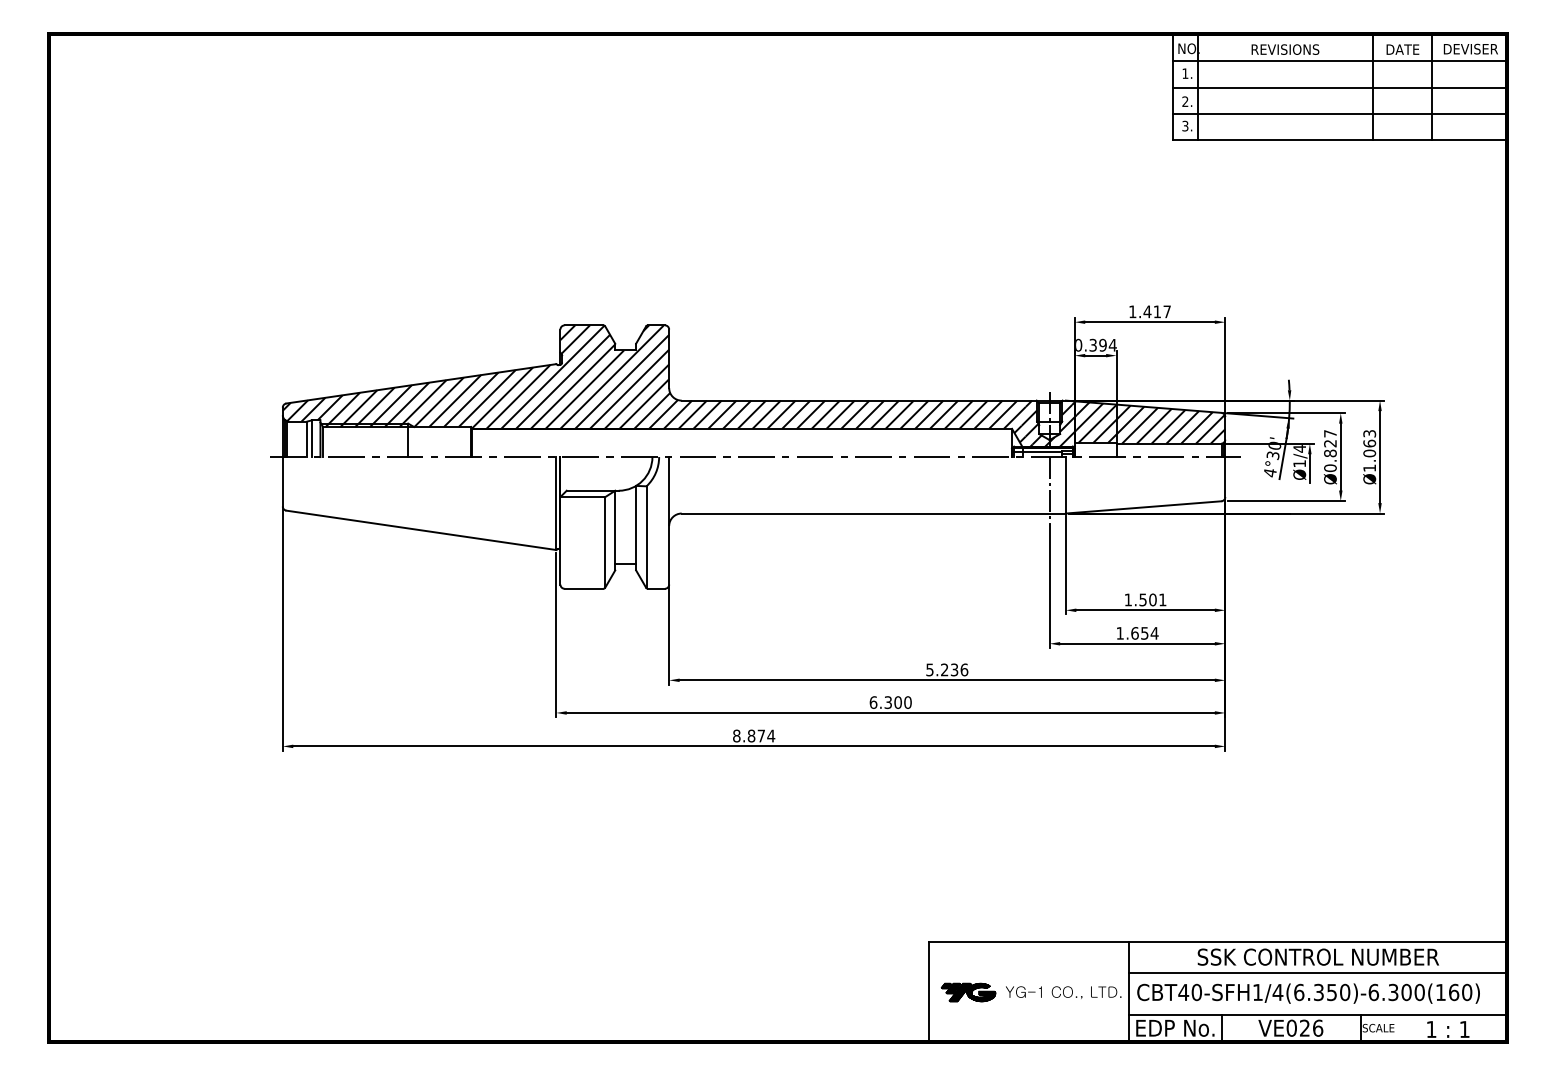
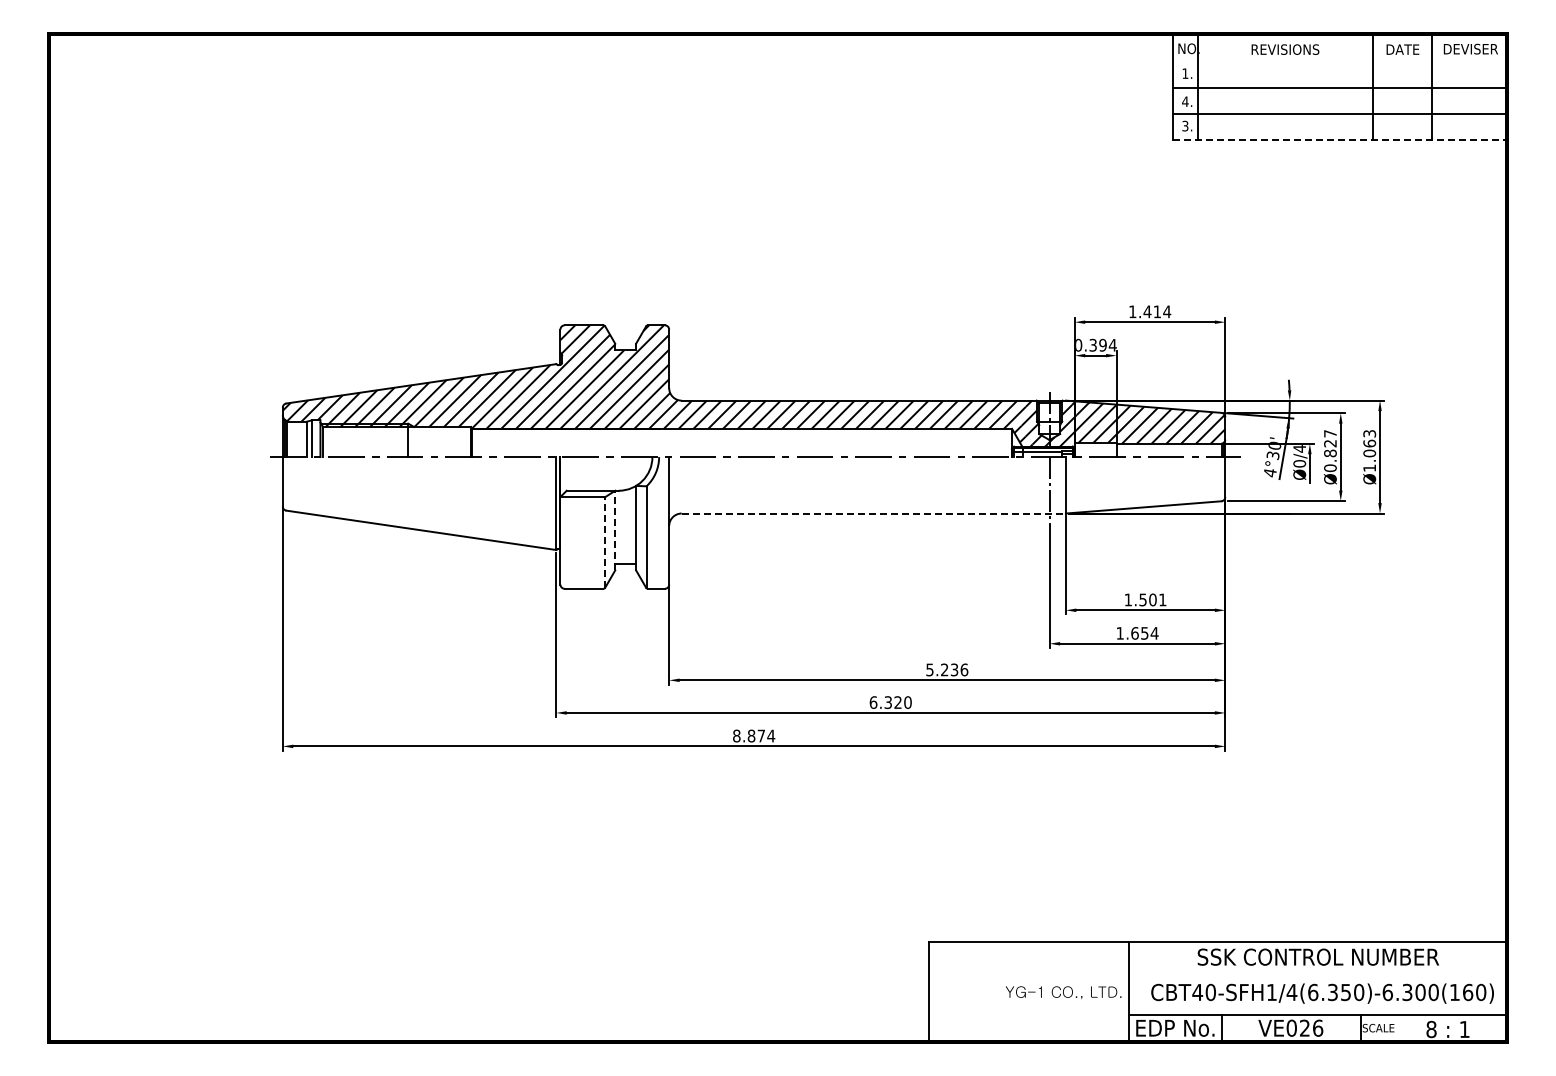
line: present -> none (1339, 60)
text: 2. -> 4. (1185, 101)
line: solid -> dashed (1340, 140)
text: 1.417 -> 1.414 (1167, 311)
text: Ø1/4 -> Ø0/4 (1299, 463)
line: solid -> dashed (874, 513)
line: solid -> dashed (615, 530)
line: solid -> dashed (604, 542)
text: 6.300 -> 6.320 (897, 702)
line: present -> none (1318, 972)
part: present -> none (968, 992)
text position: (1308, 993) -> (1322, 993) (1322, 993)
text: 1 -> 8 (1431, 1029)
